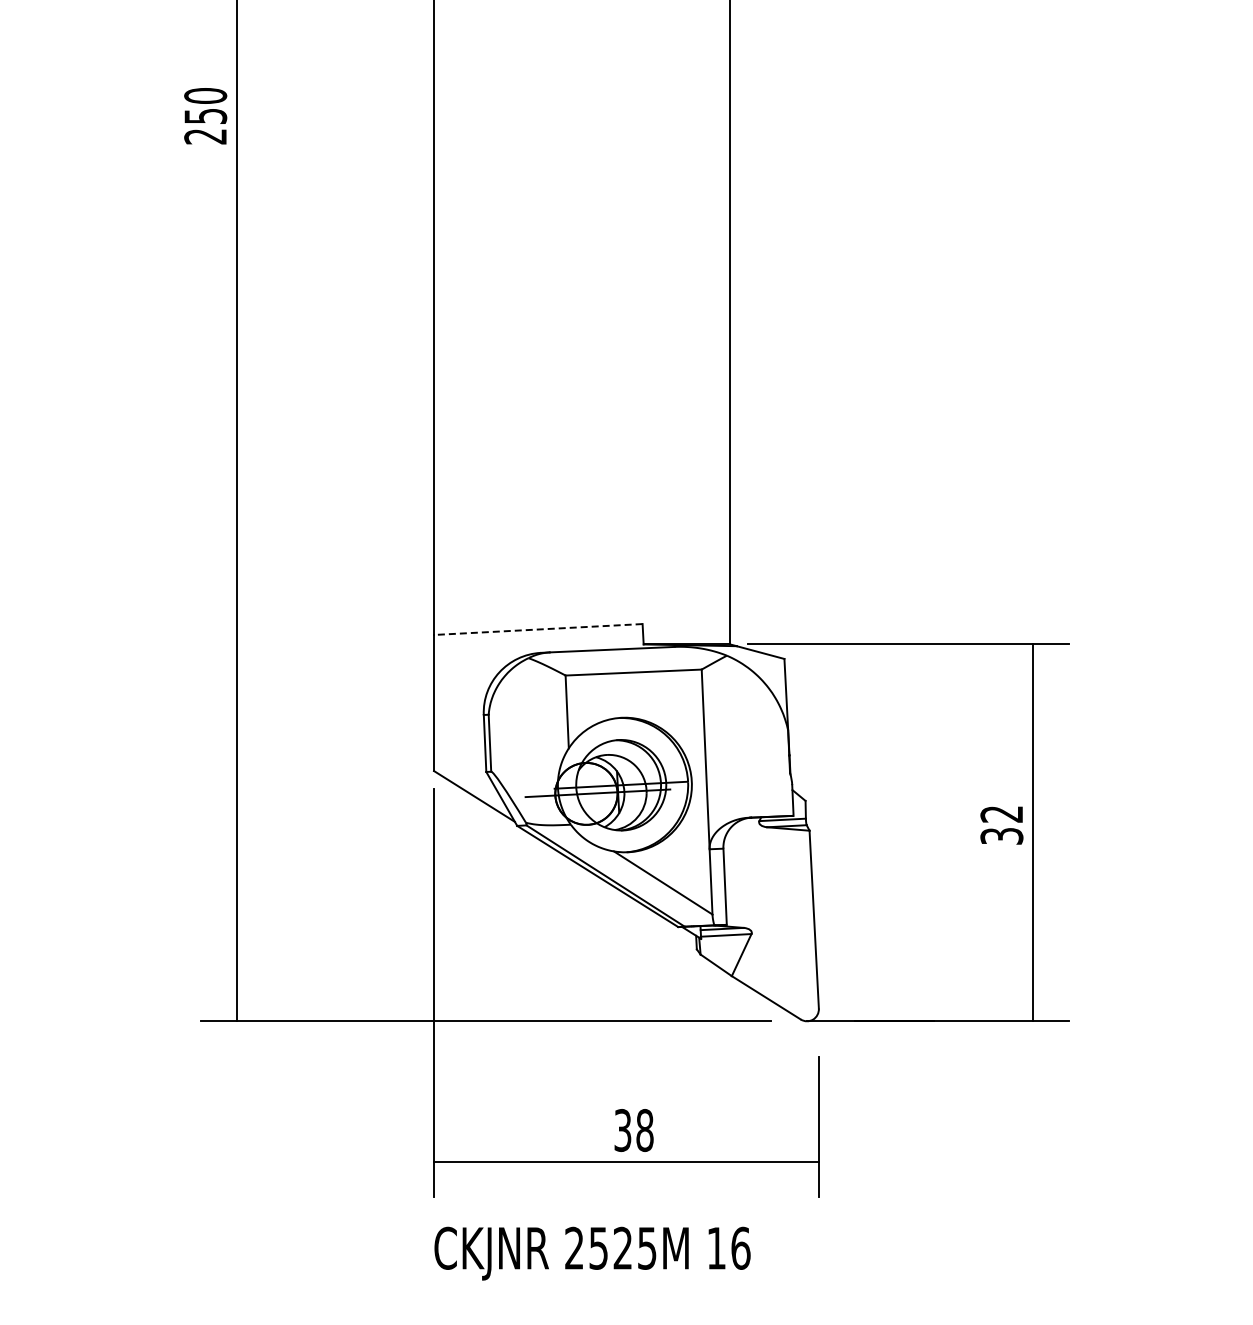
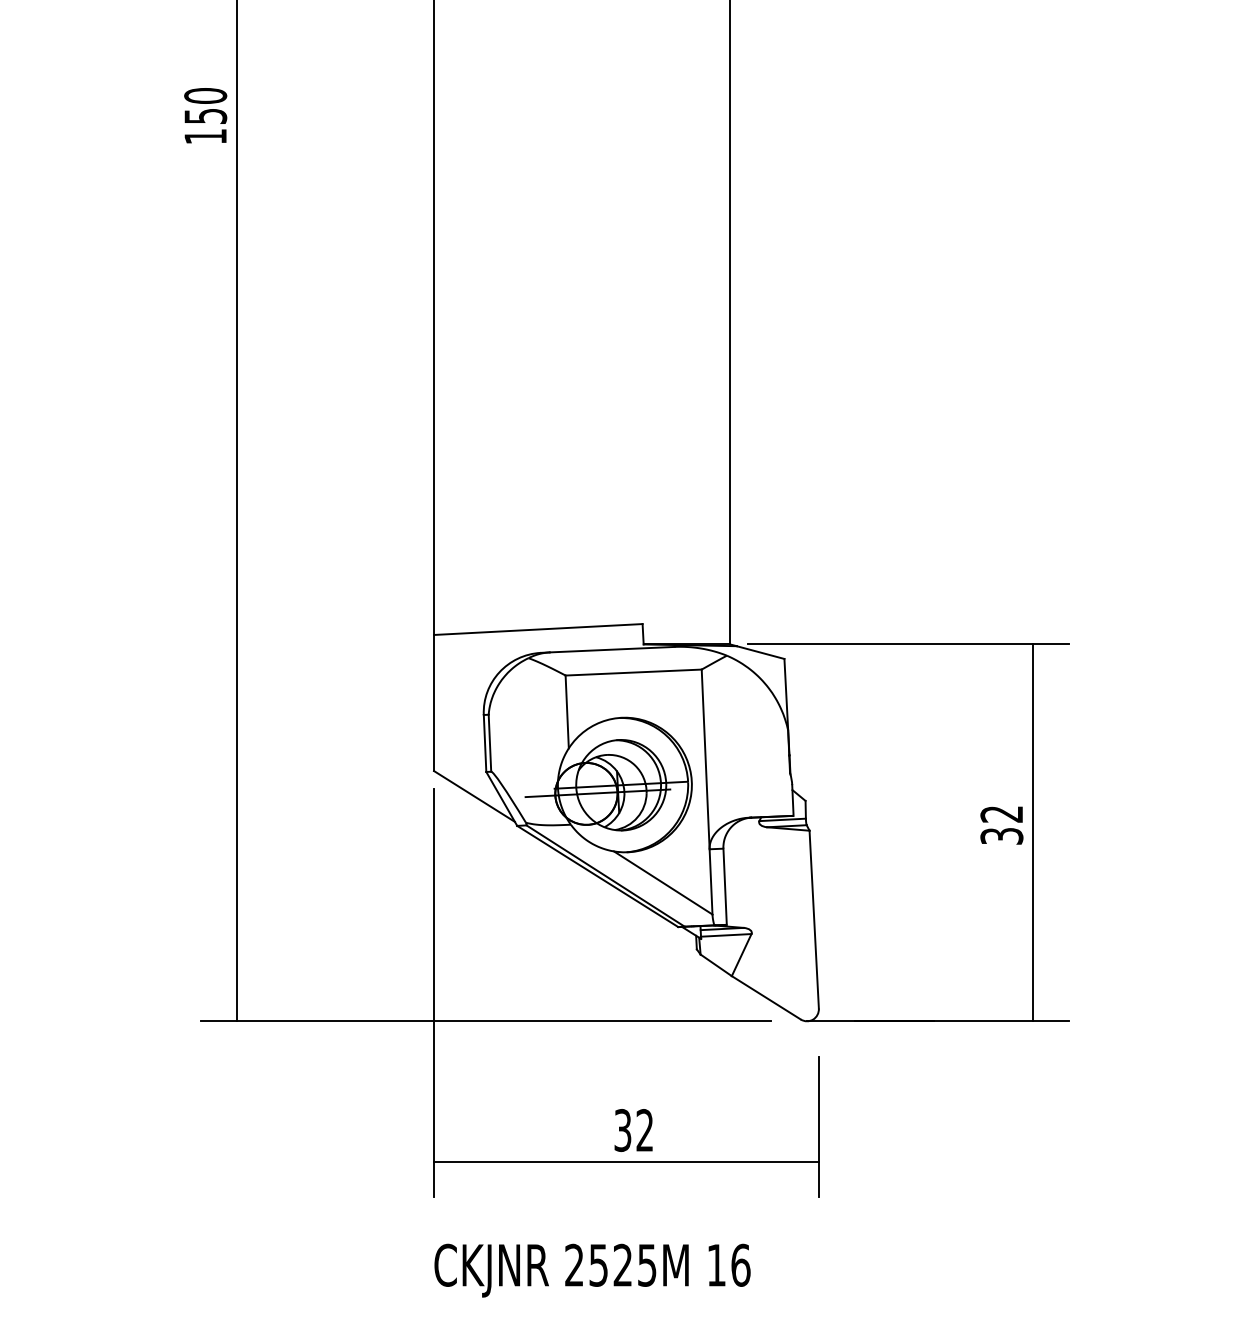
text: 250 -> 150 (205, 136)
line: dashed -> solid (537, 629)
text: 38 -> 32 (644, 1130)
text position: (592, 1253) -> (592, 1270) (592, 1270)
